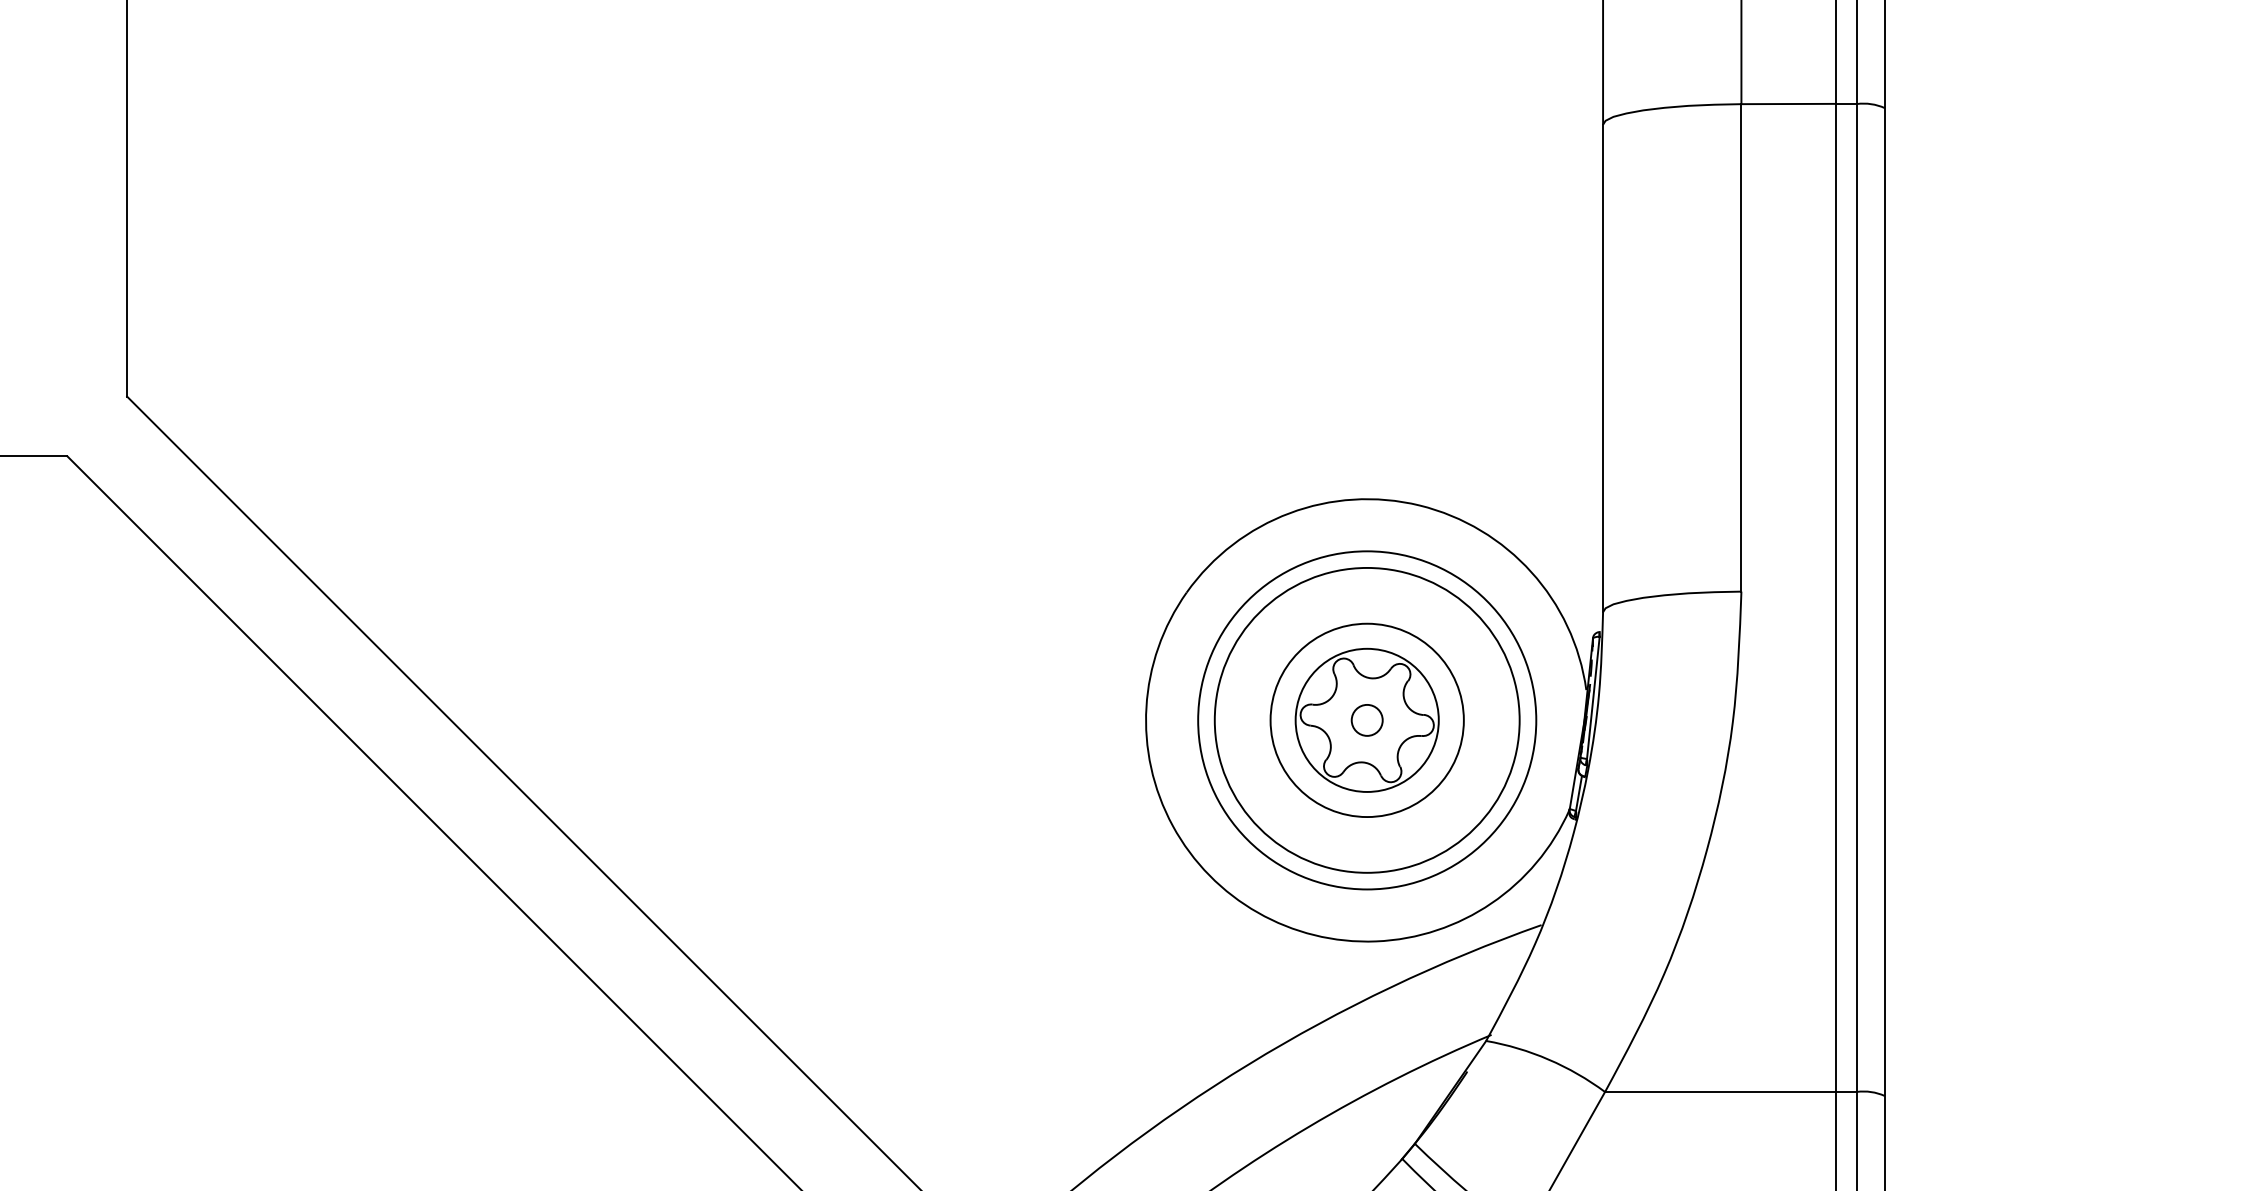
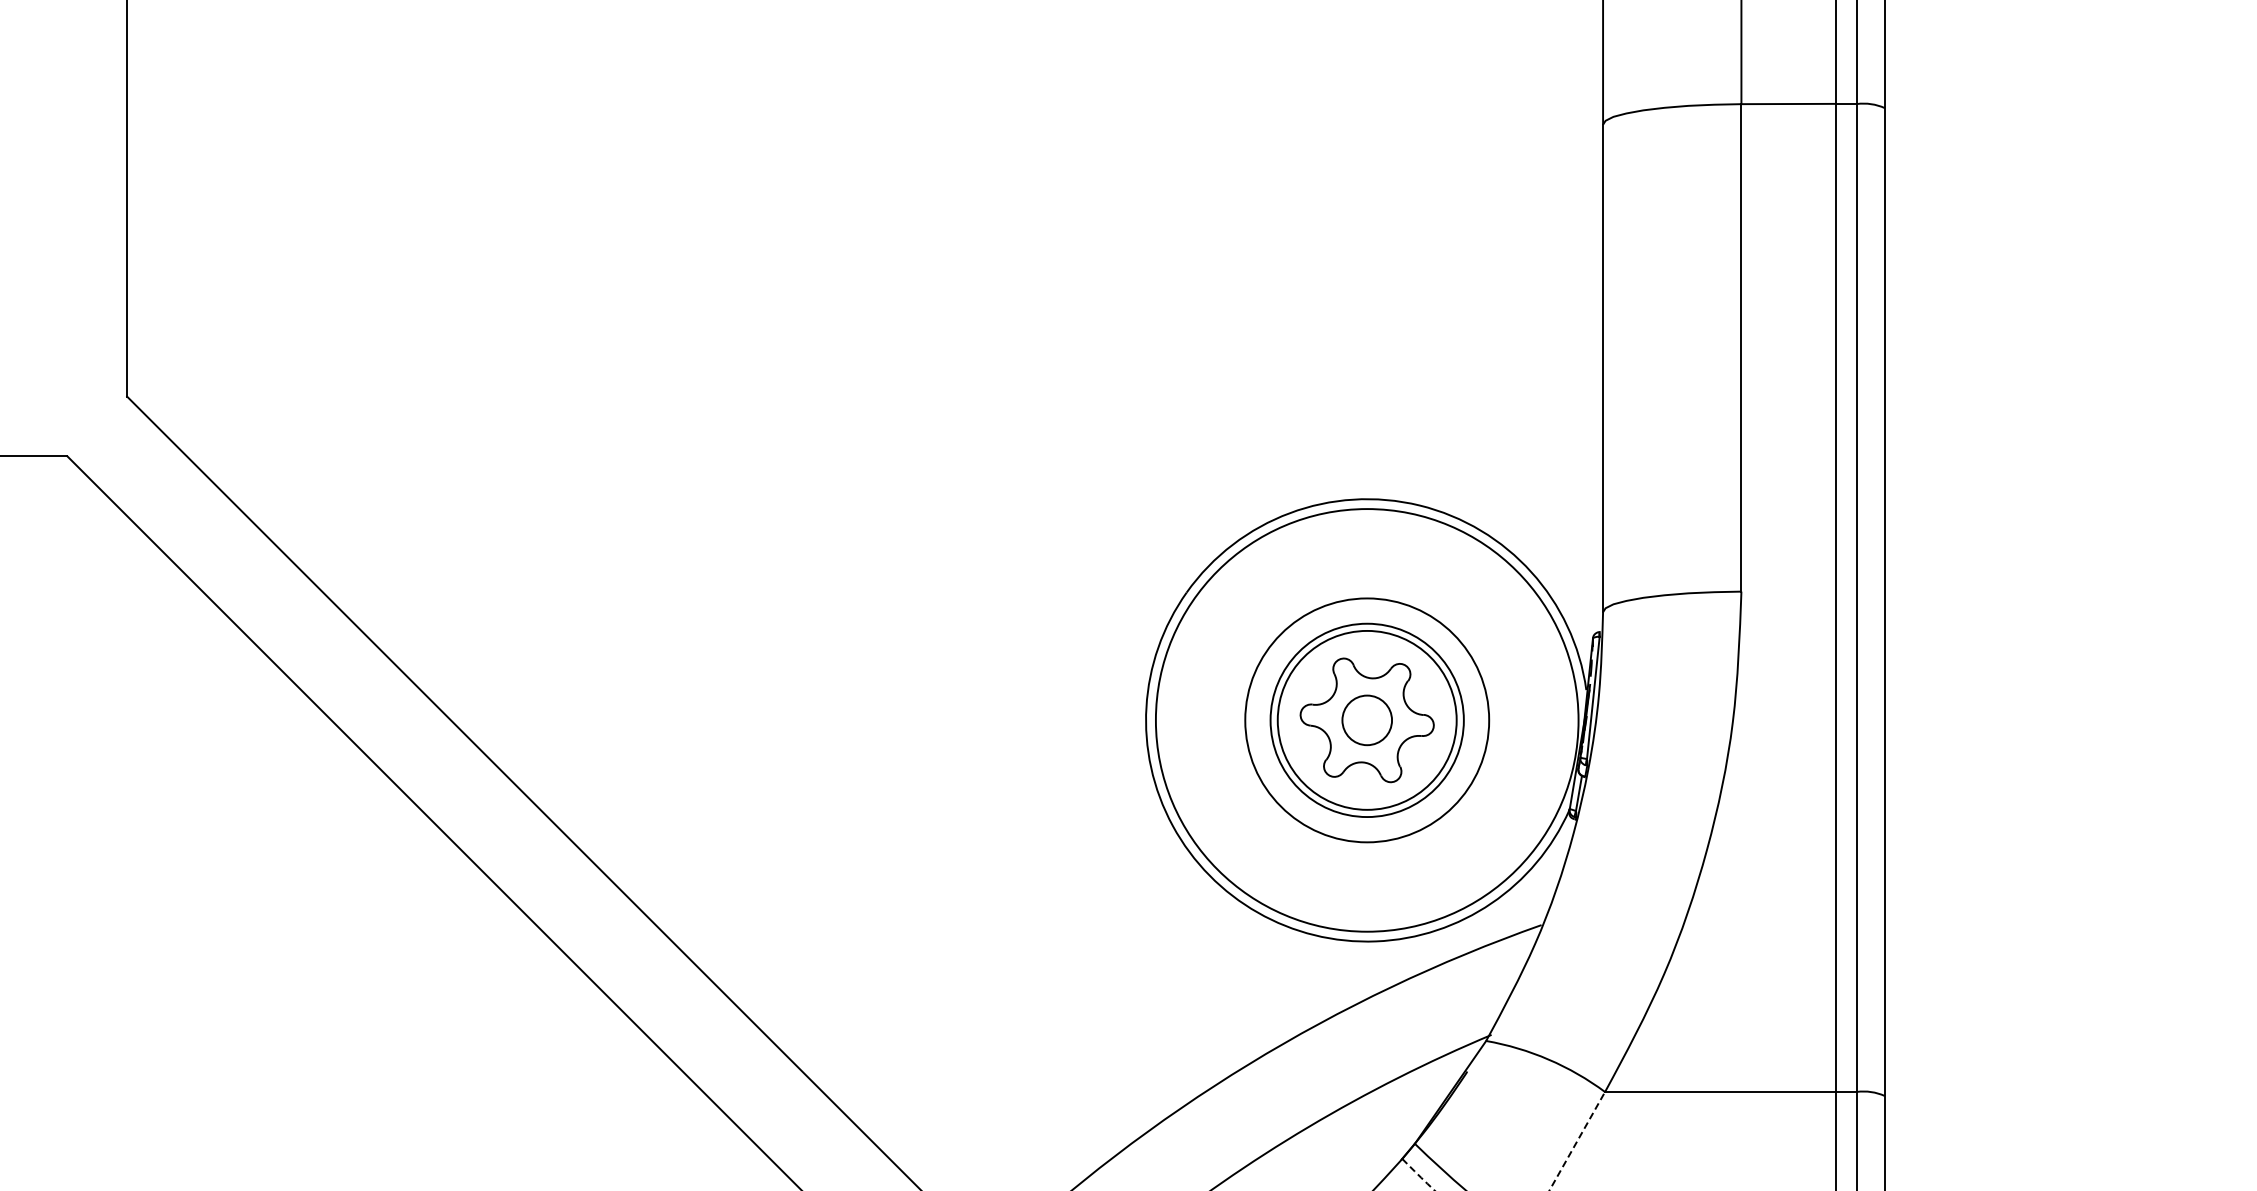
circle diameter: 143 px -> 179 px (1366, 719)
circle diameter: 305 px -> 244 px (1367, 720)
circle diameter: 31 px -> 50 px (1367, 720)
circle diameter: 338 px -> 423 px (1366, 720)
line: solid -> dashed (1577, 1141)
arc: solid -> dashed (1419, 1175)
